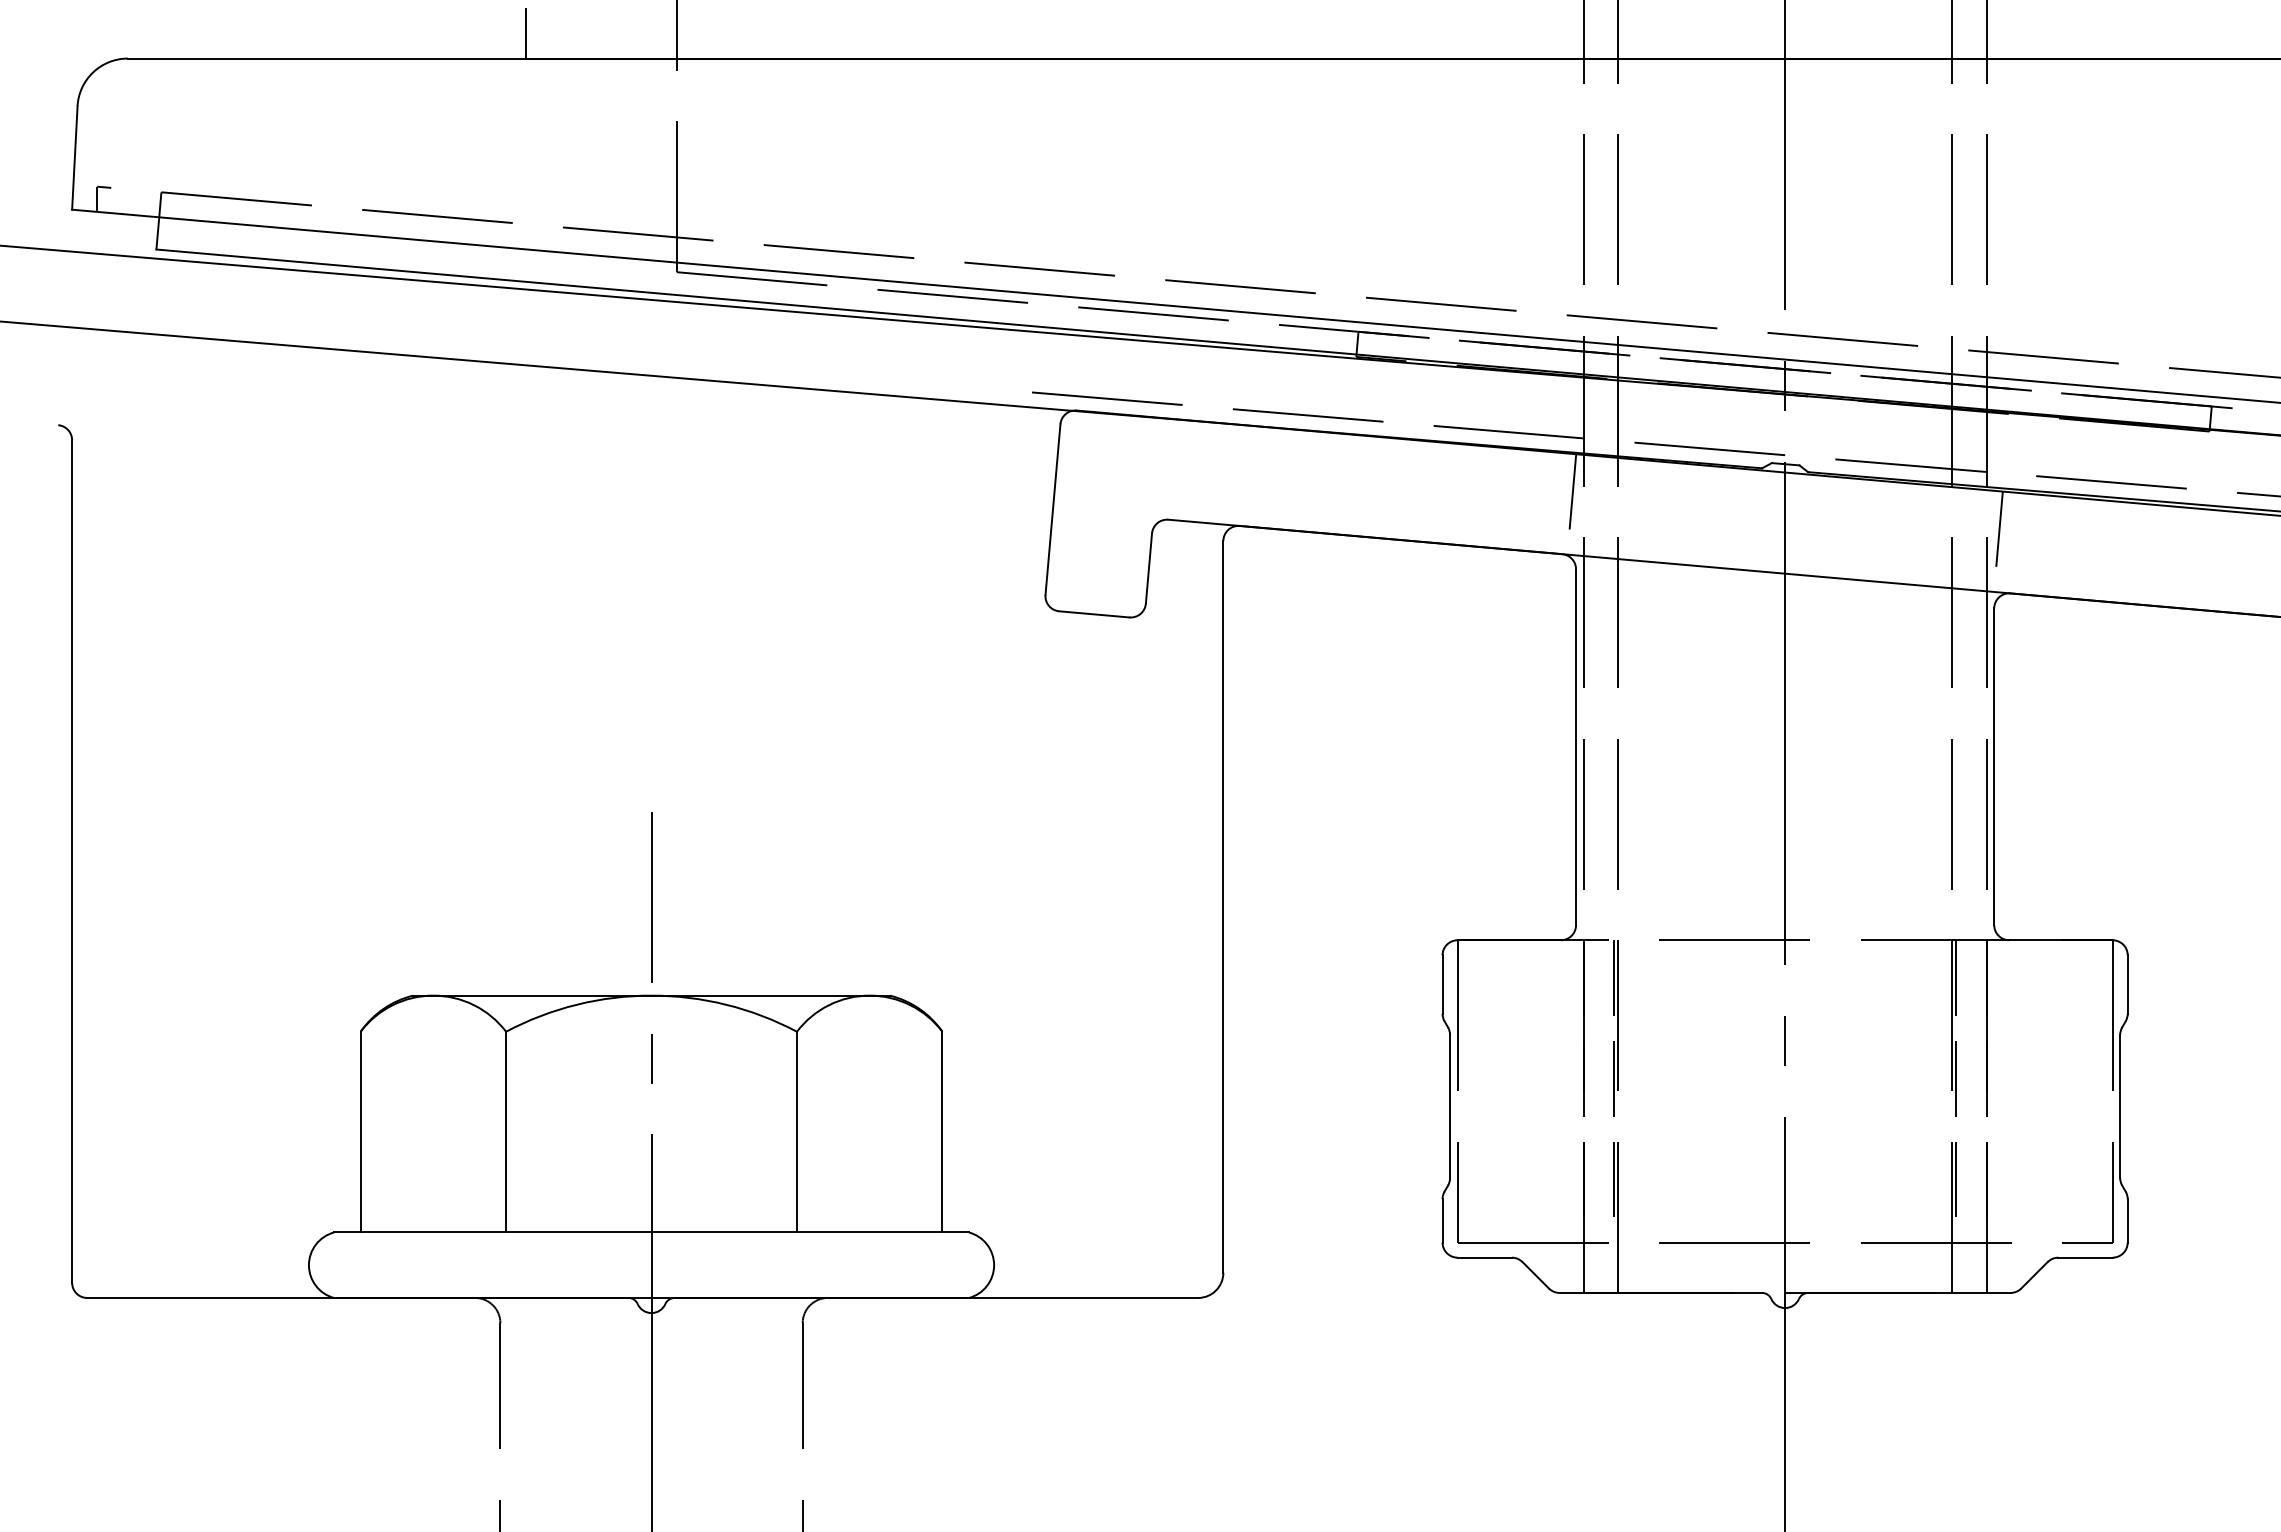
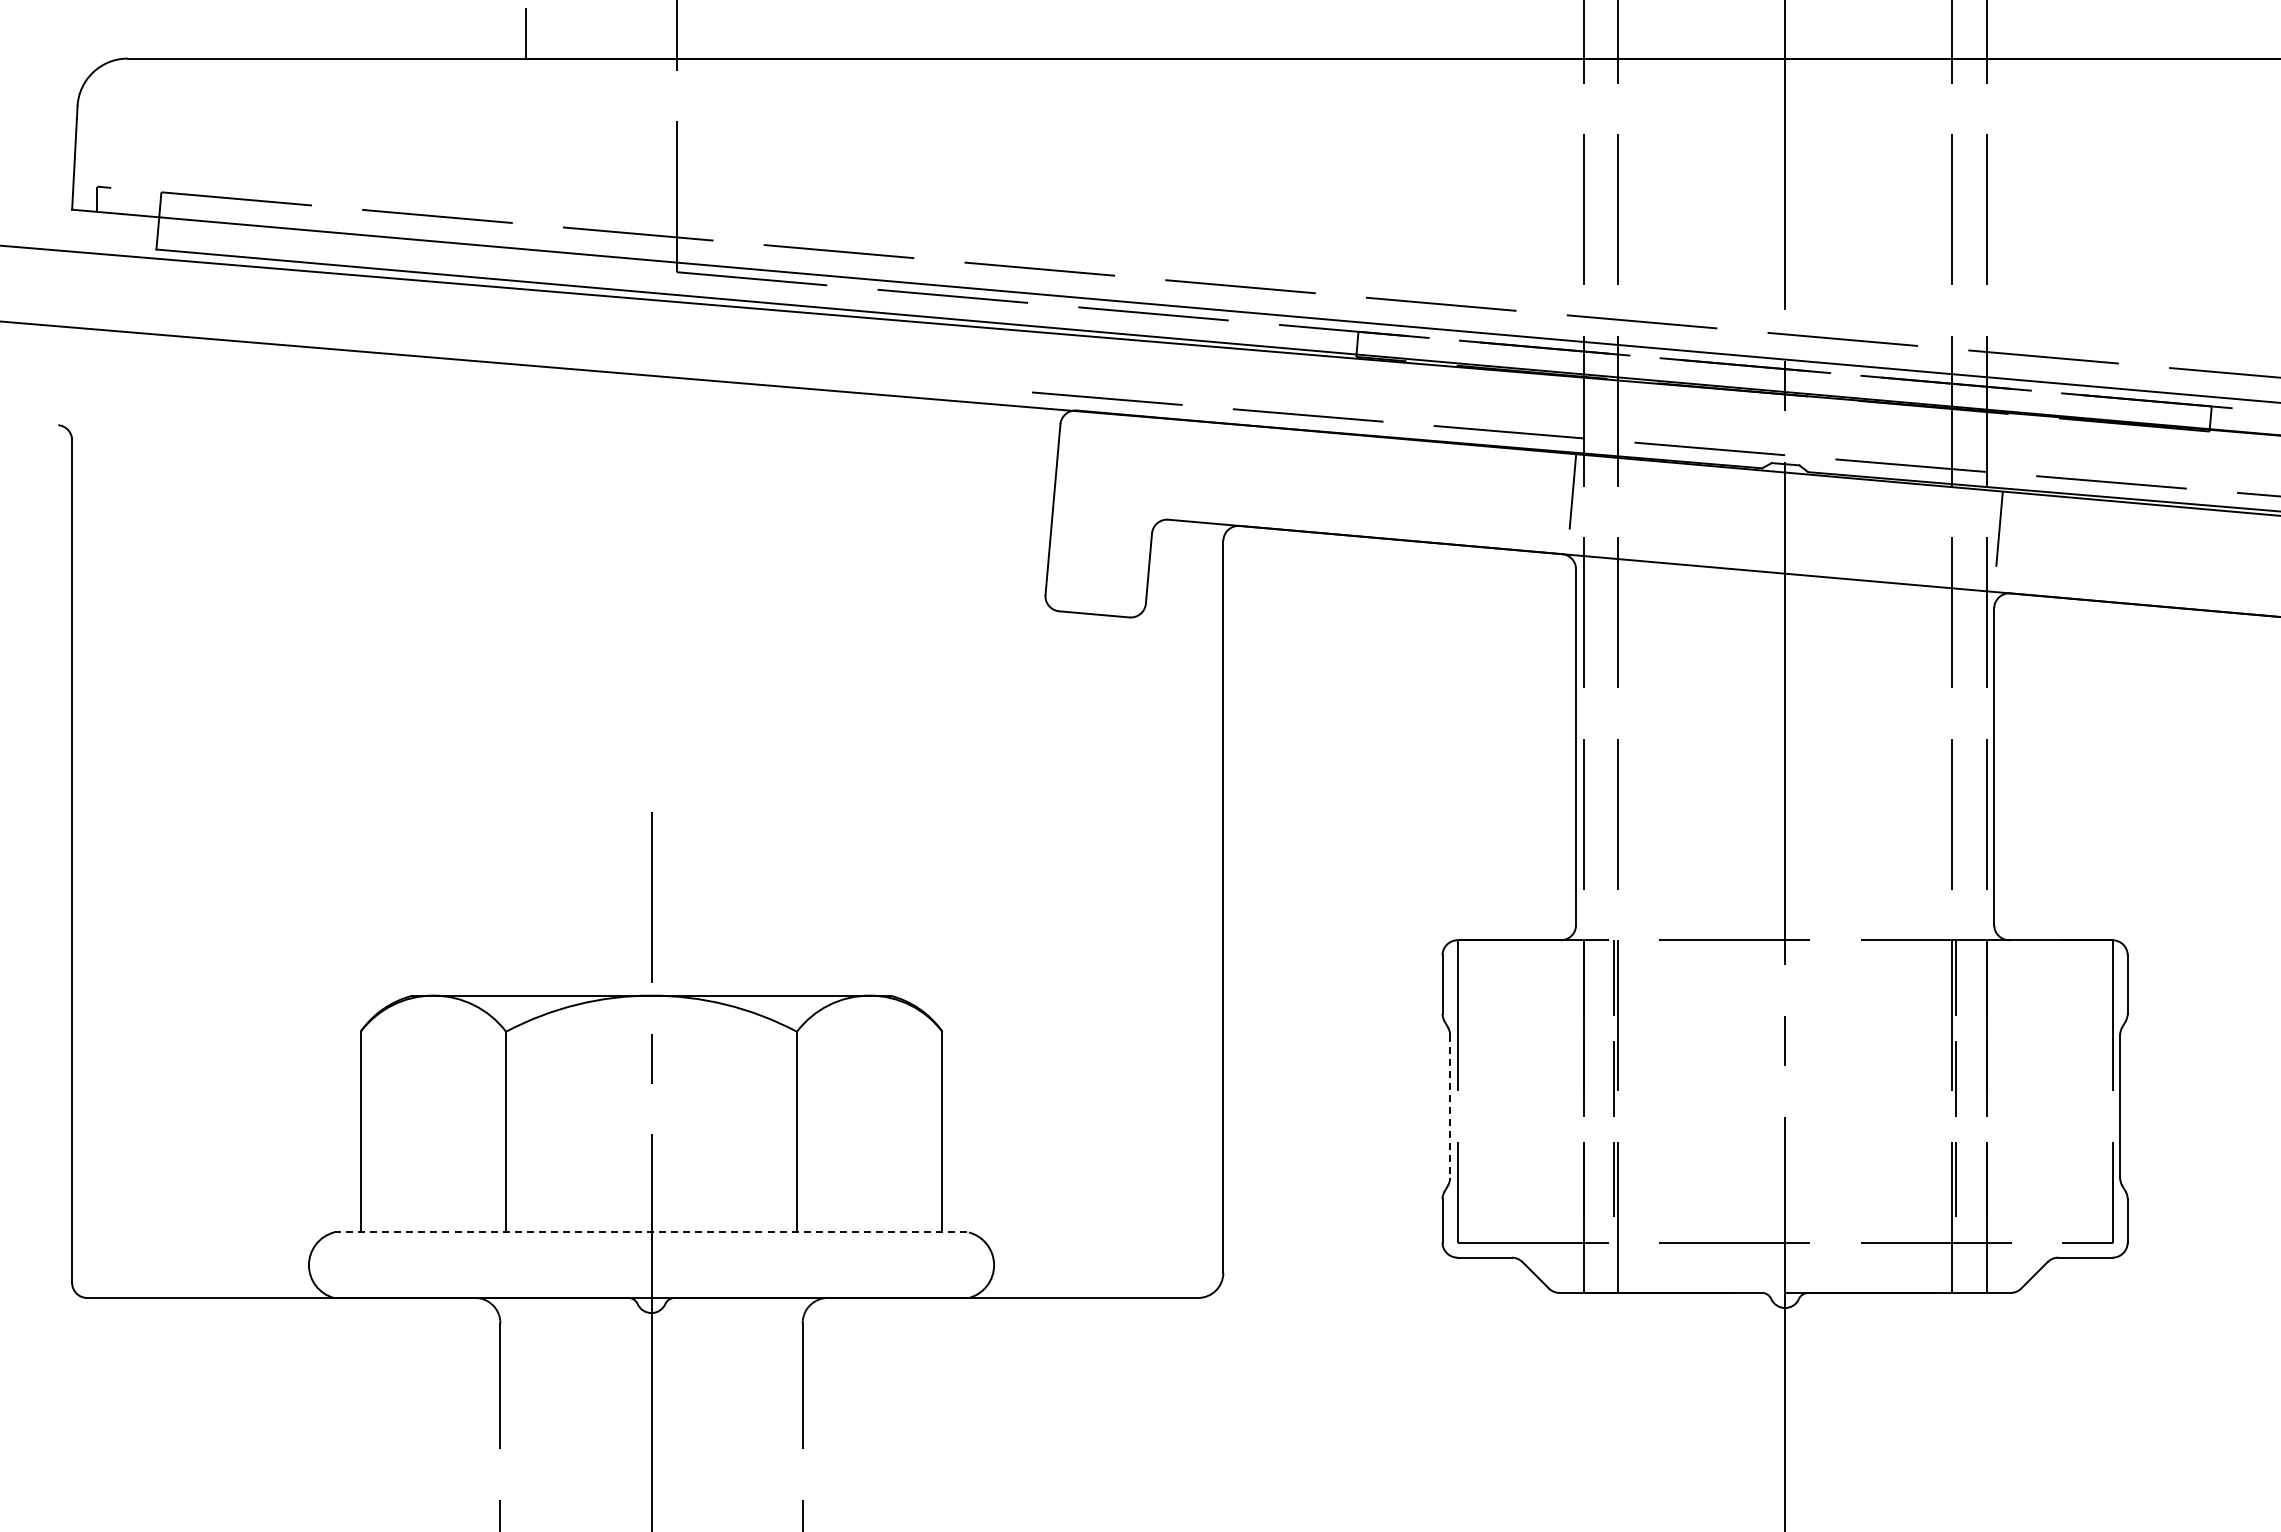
line: solid -> dashed (1450, 1106)
line: solid -> dashed (652, 1232)
